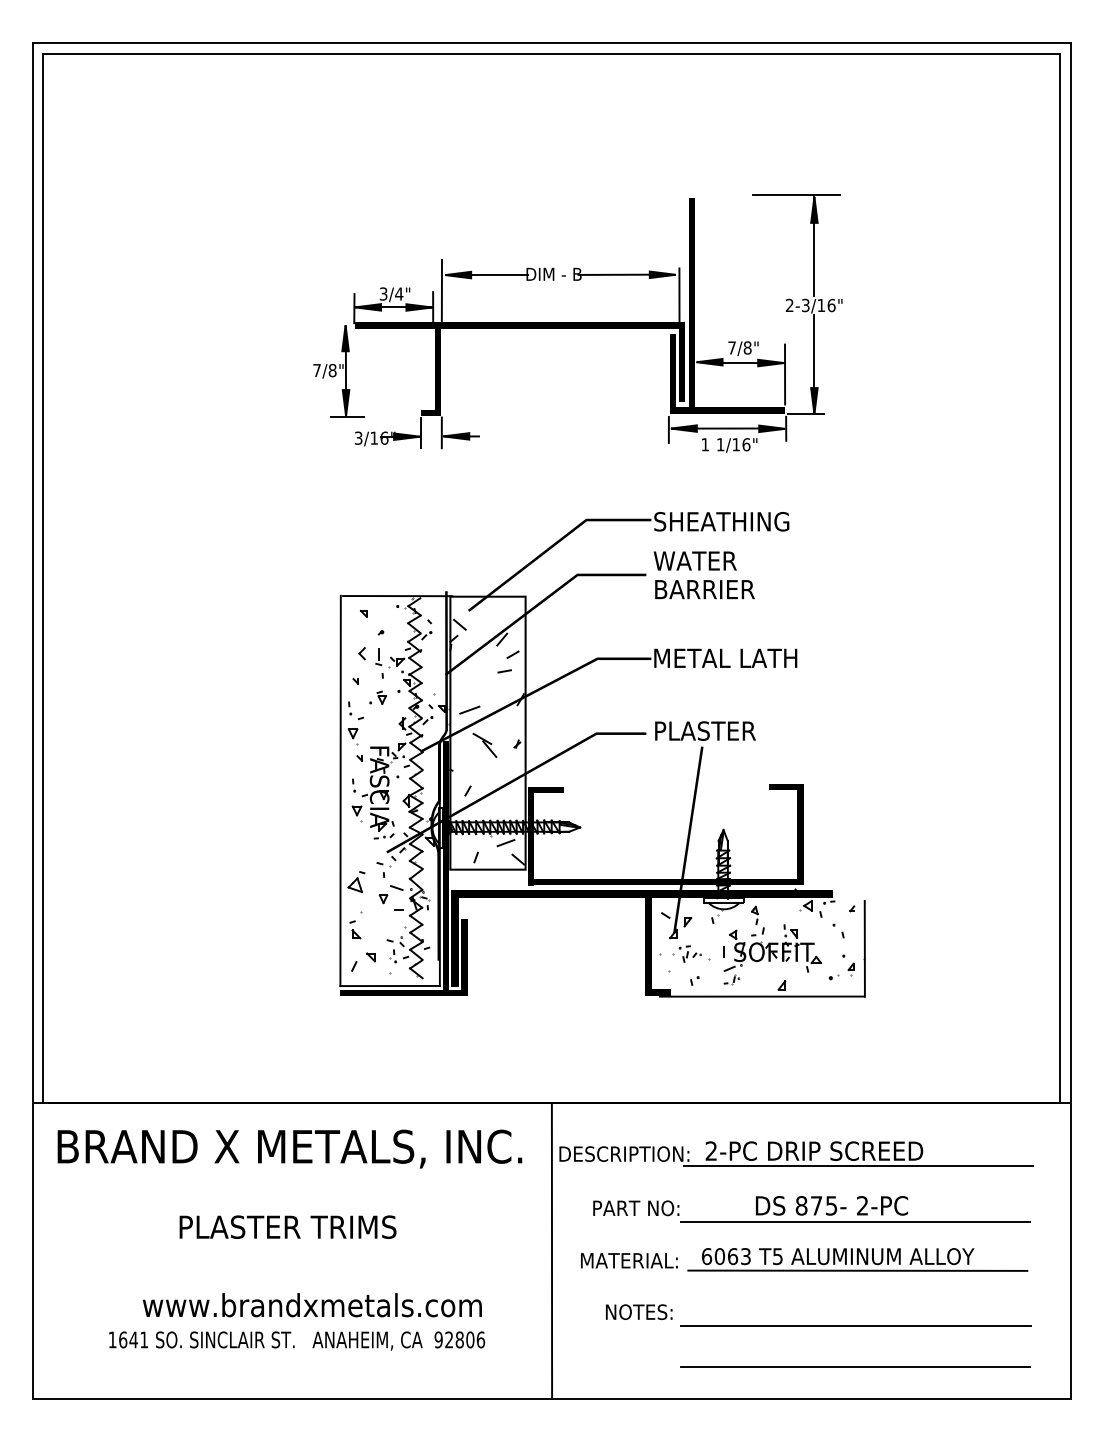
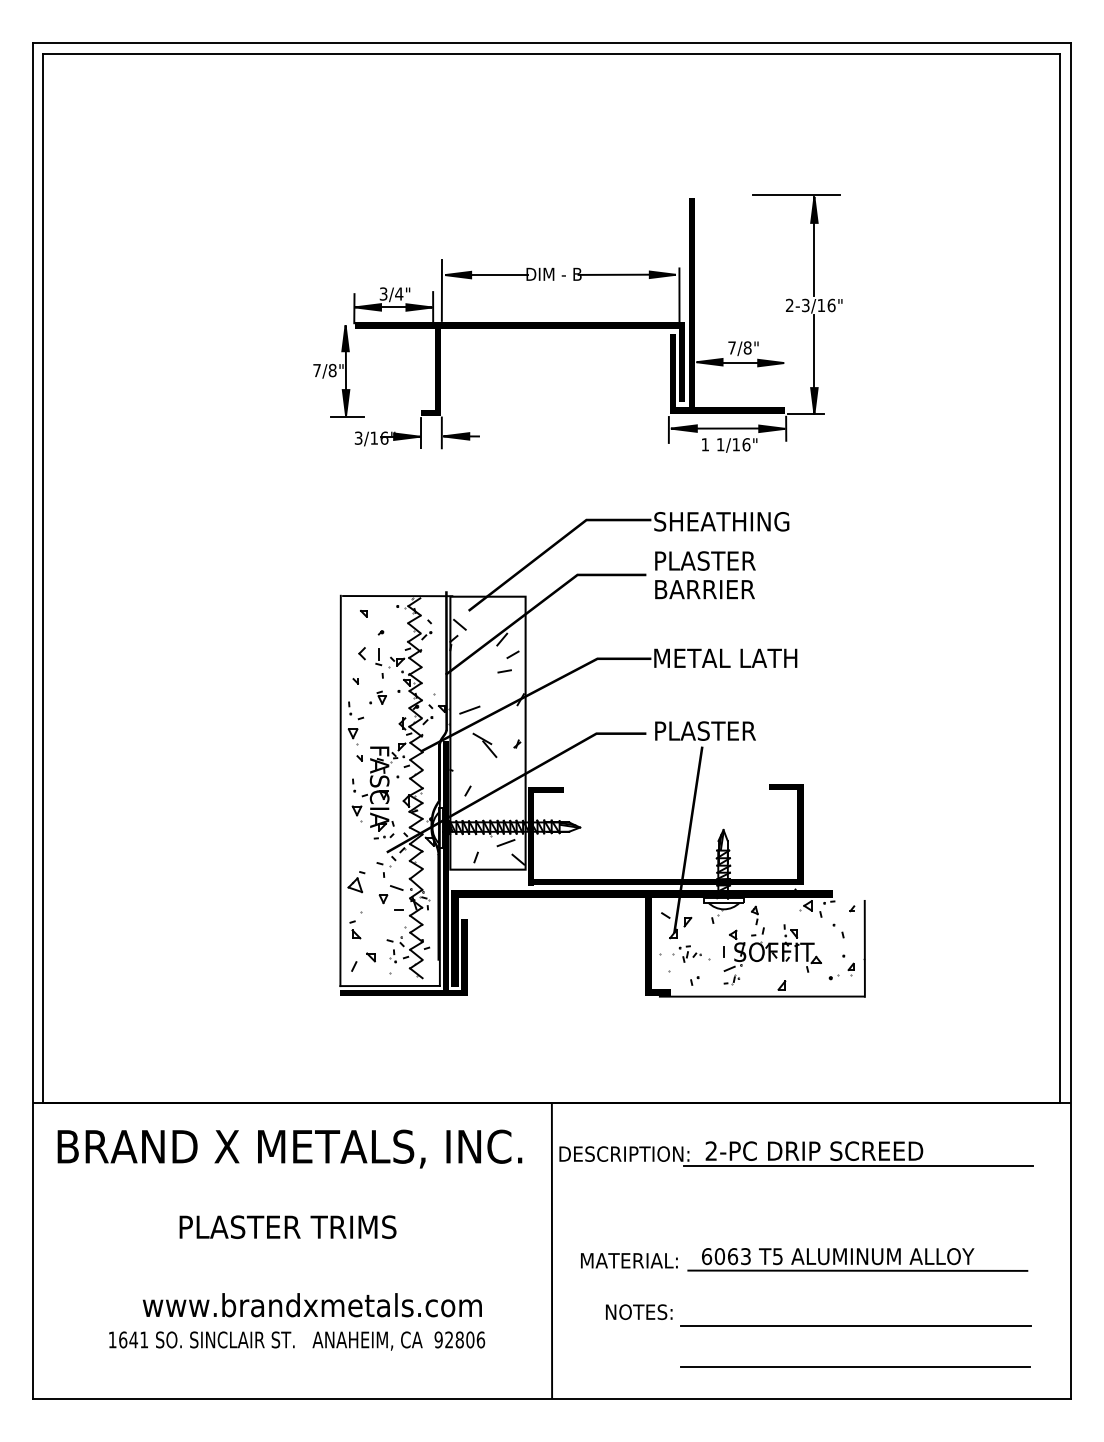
line: present -> none (785, 374)
text: WATER -> PLASTER (704, 560)
part: present -> none (811, 1209)
